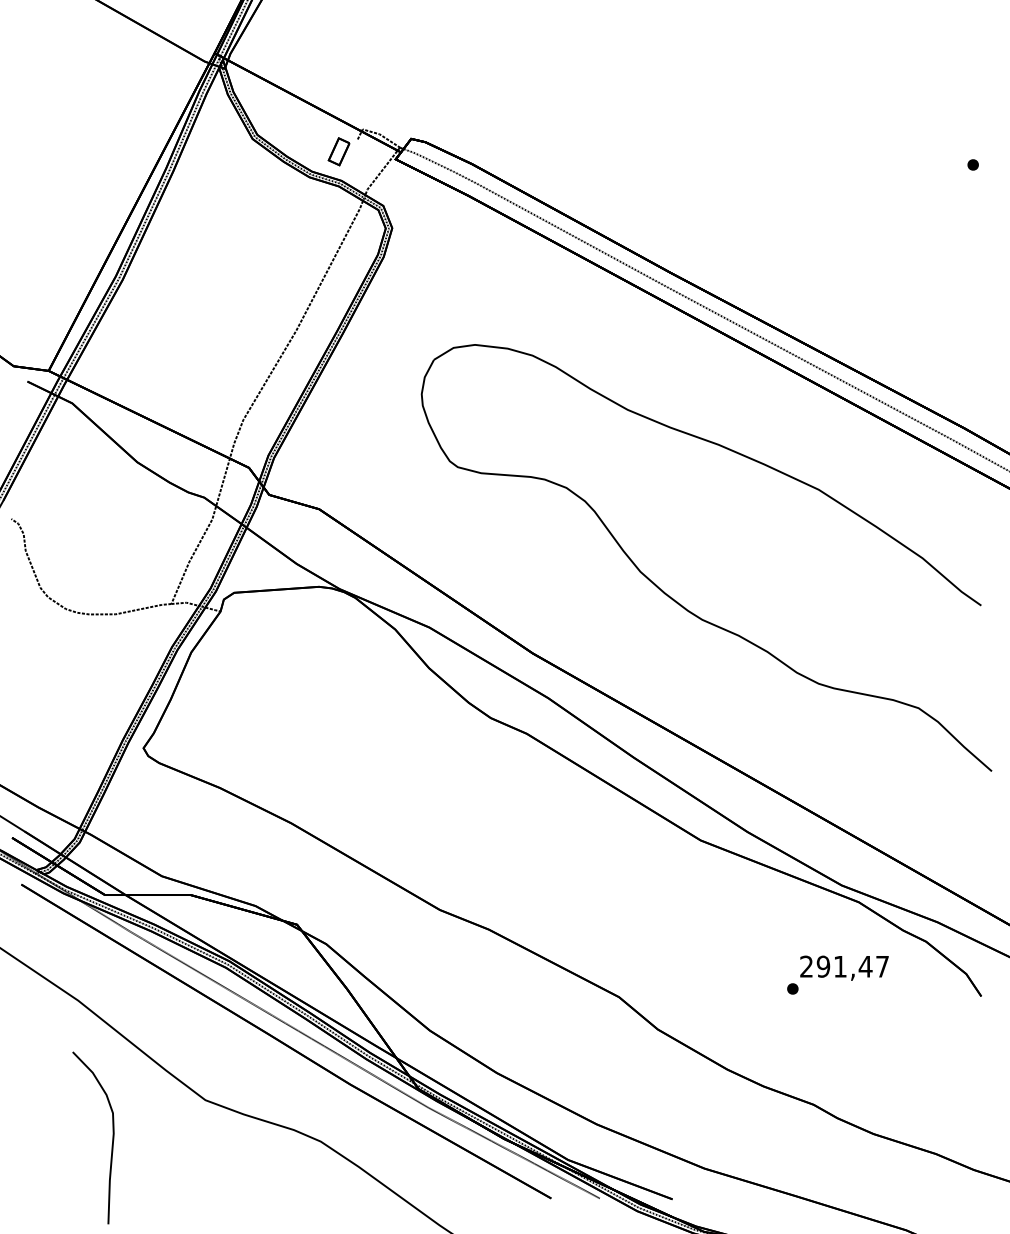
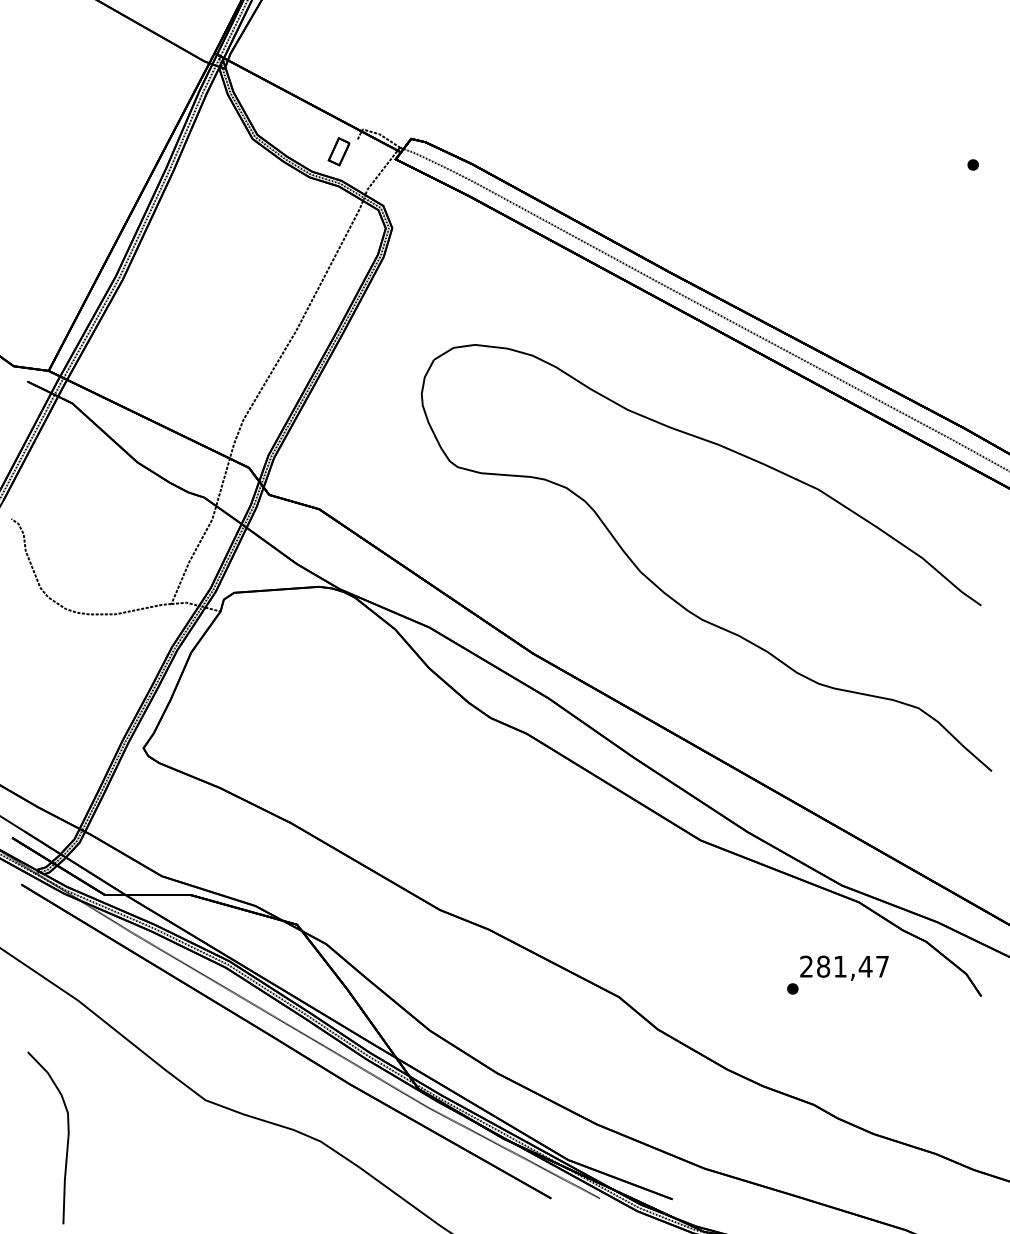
text: 291,47 -> 281,47 (823, 966)
part position: (112, 1137) -> (67, 1137) (67, 1137)
